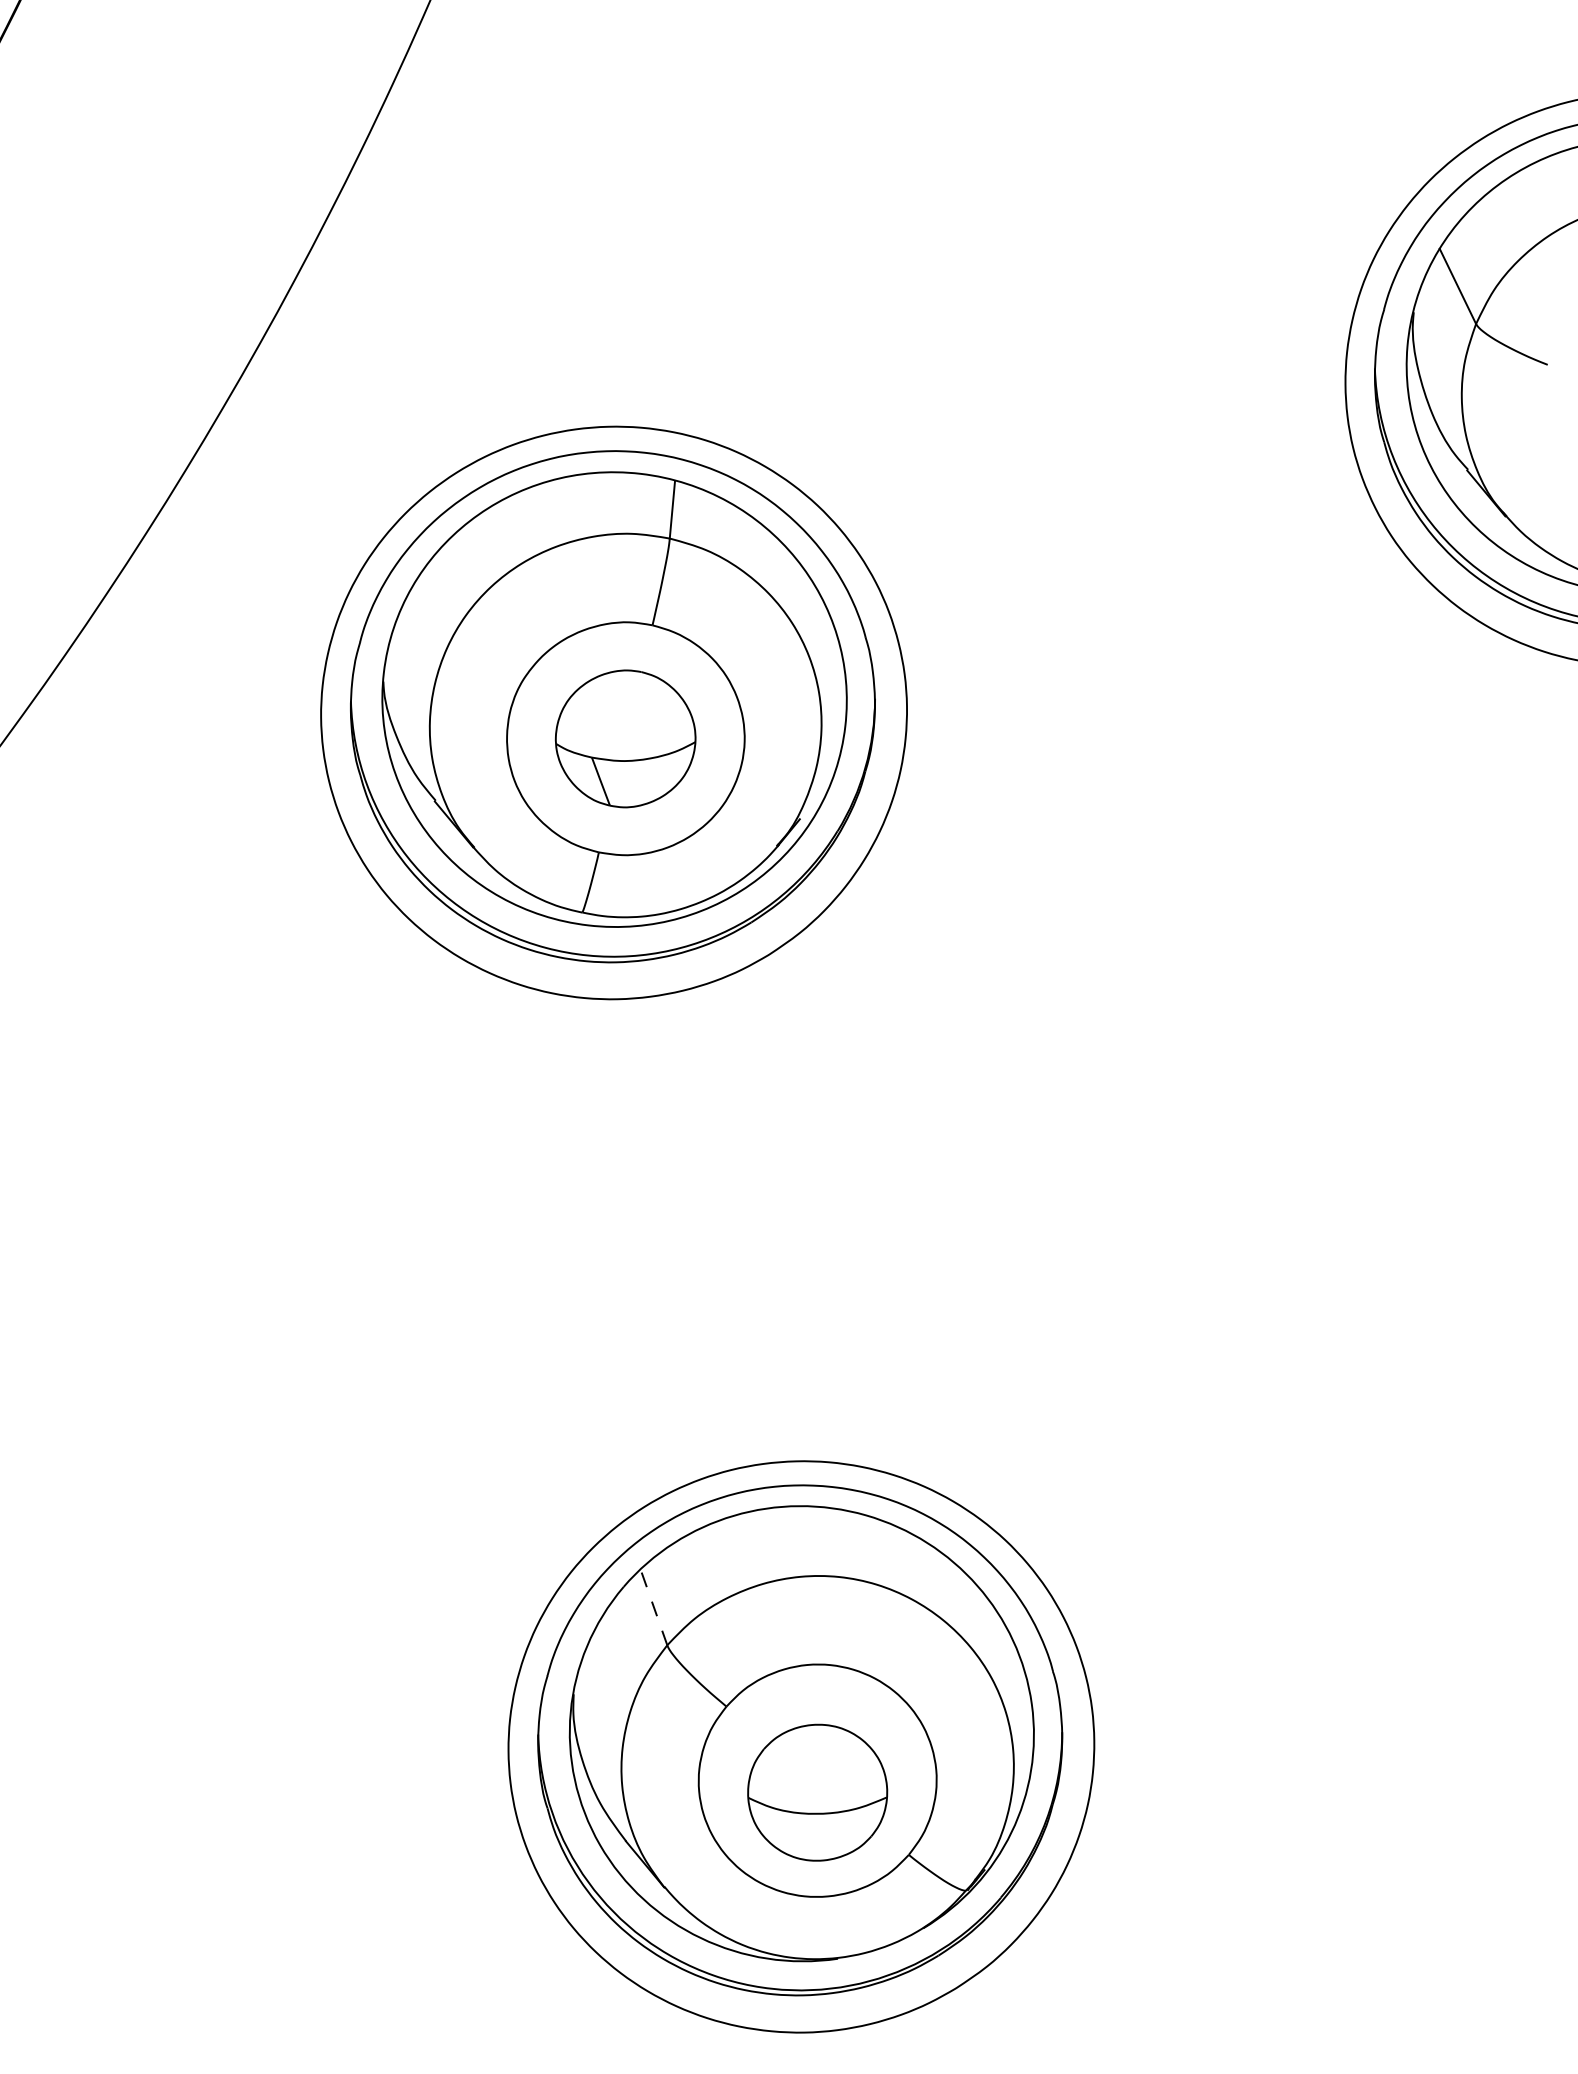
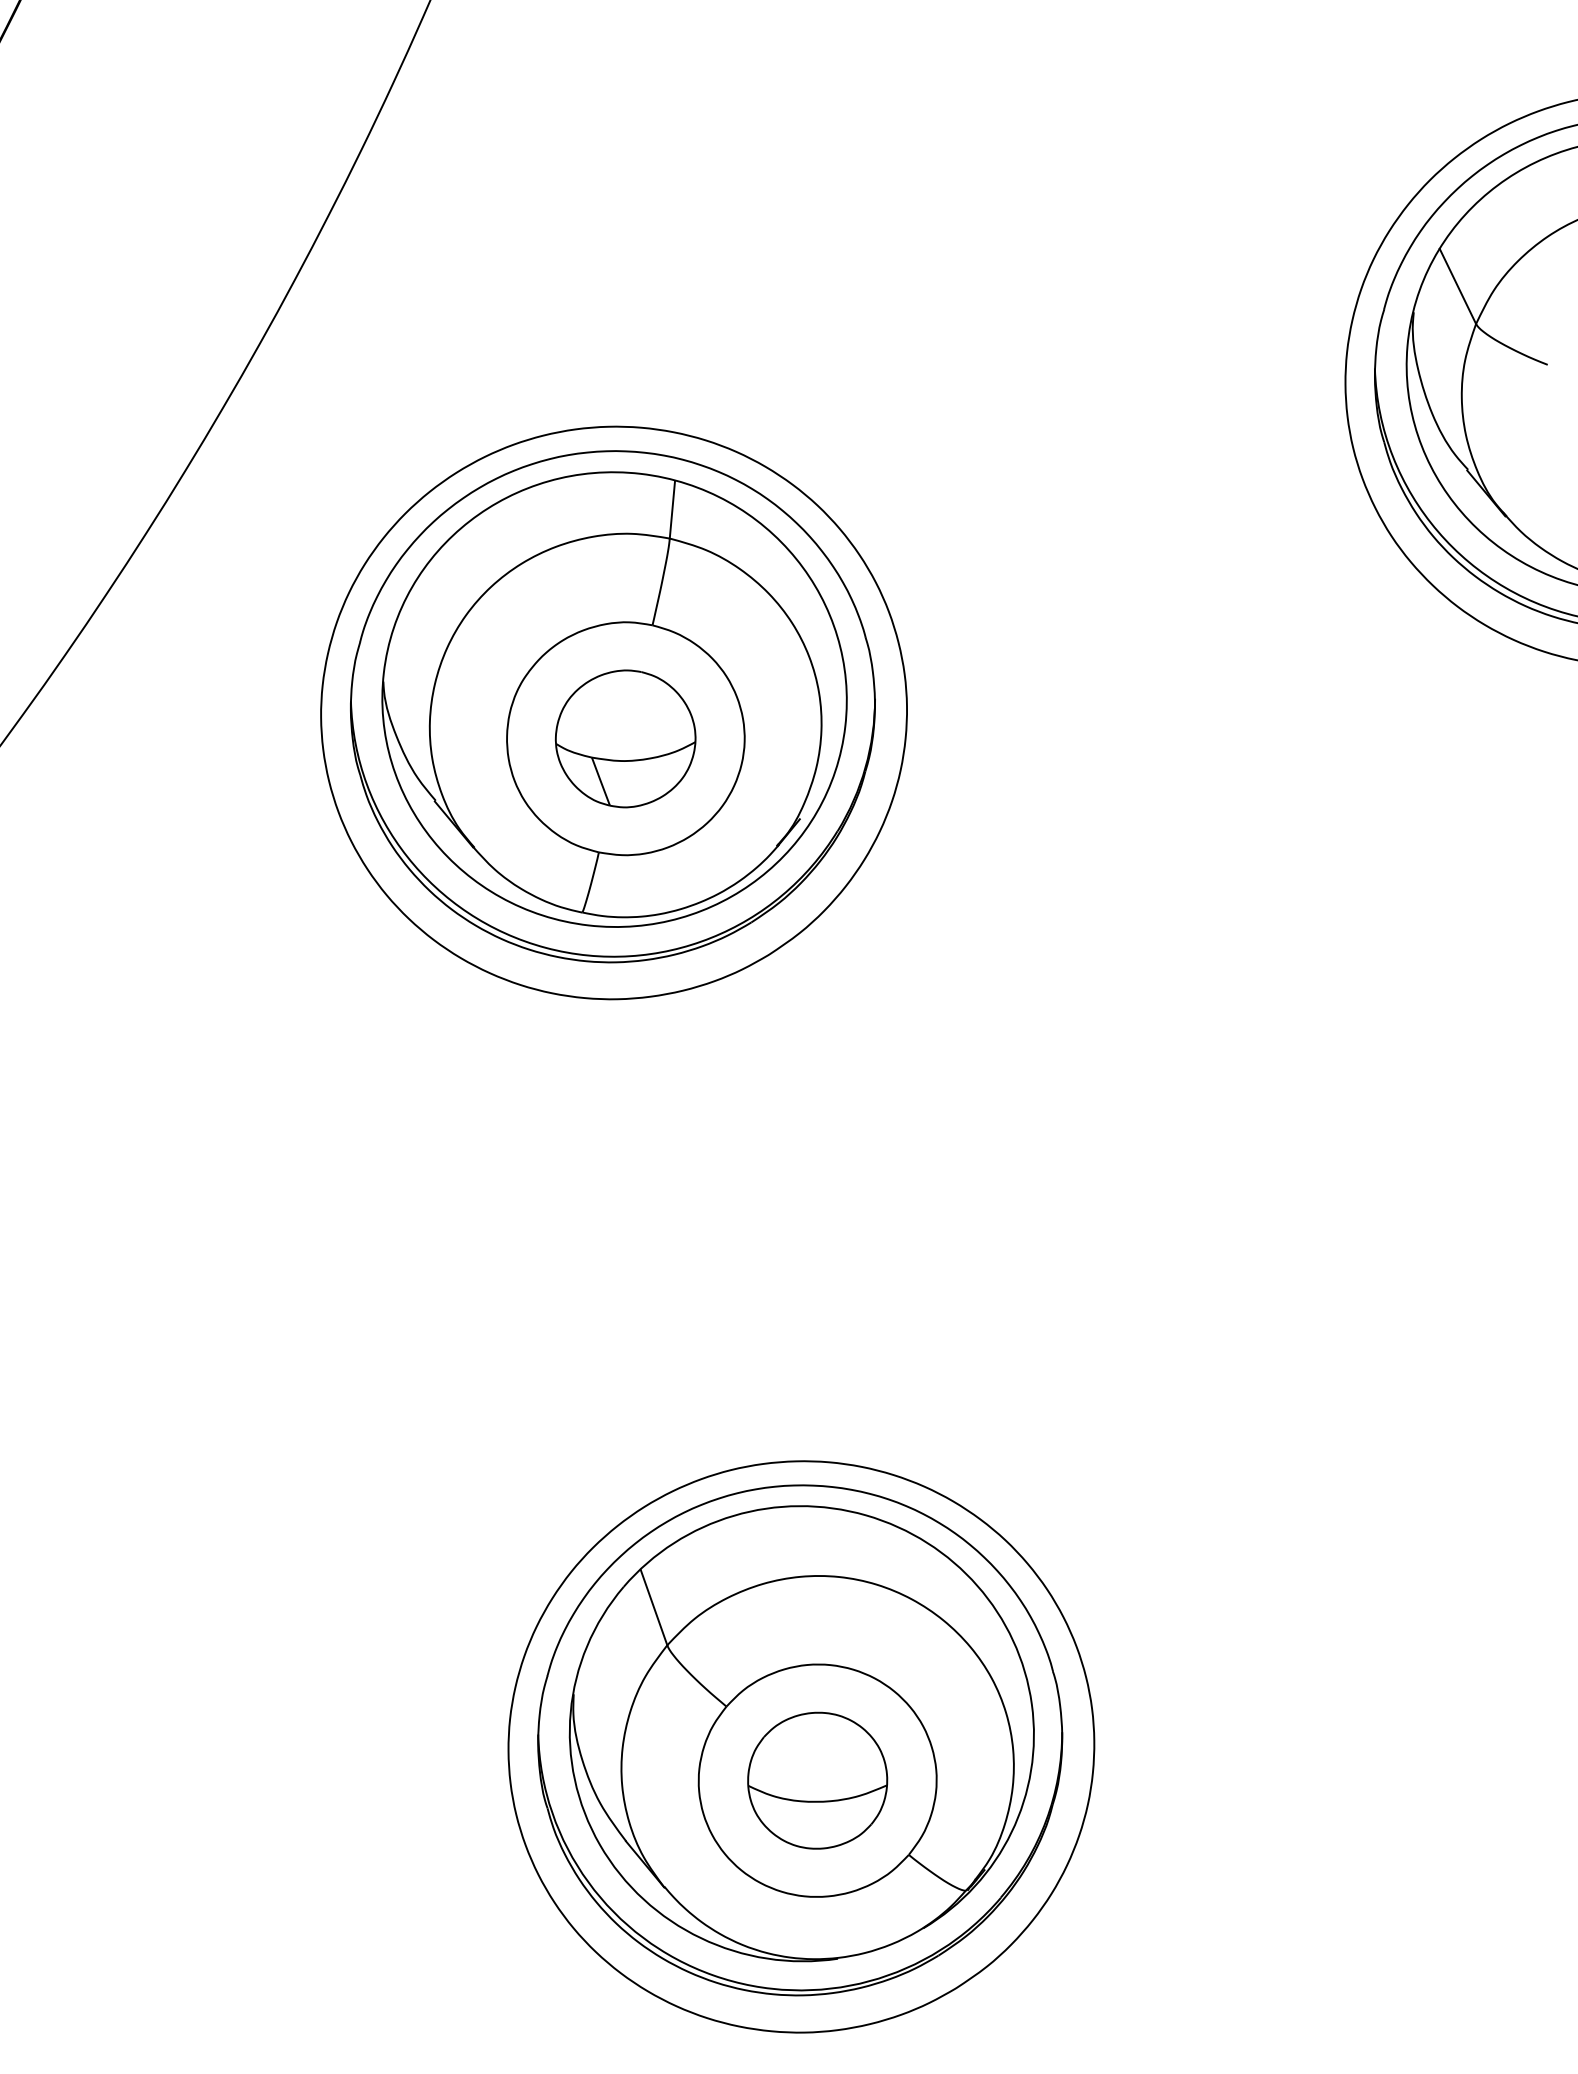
line: dashed -> solid (654, 1607)
part position: (817, 1792) -> (817, 1780) (817, 1780)
